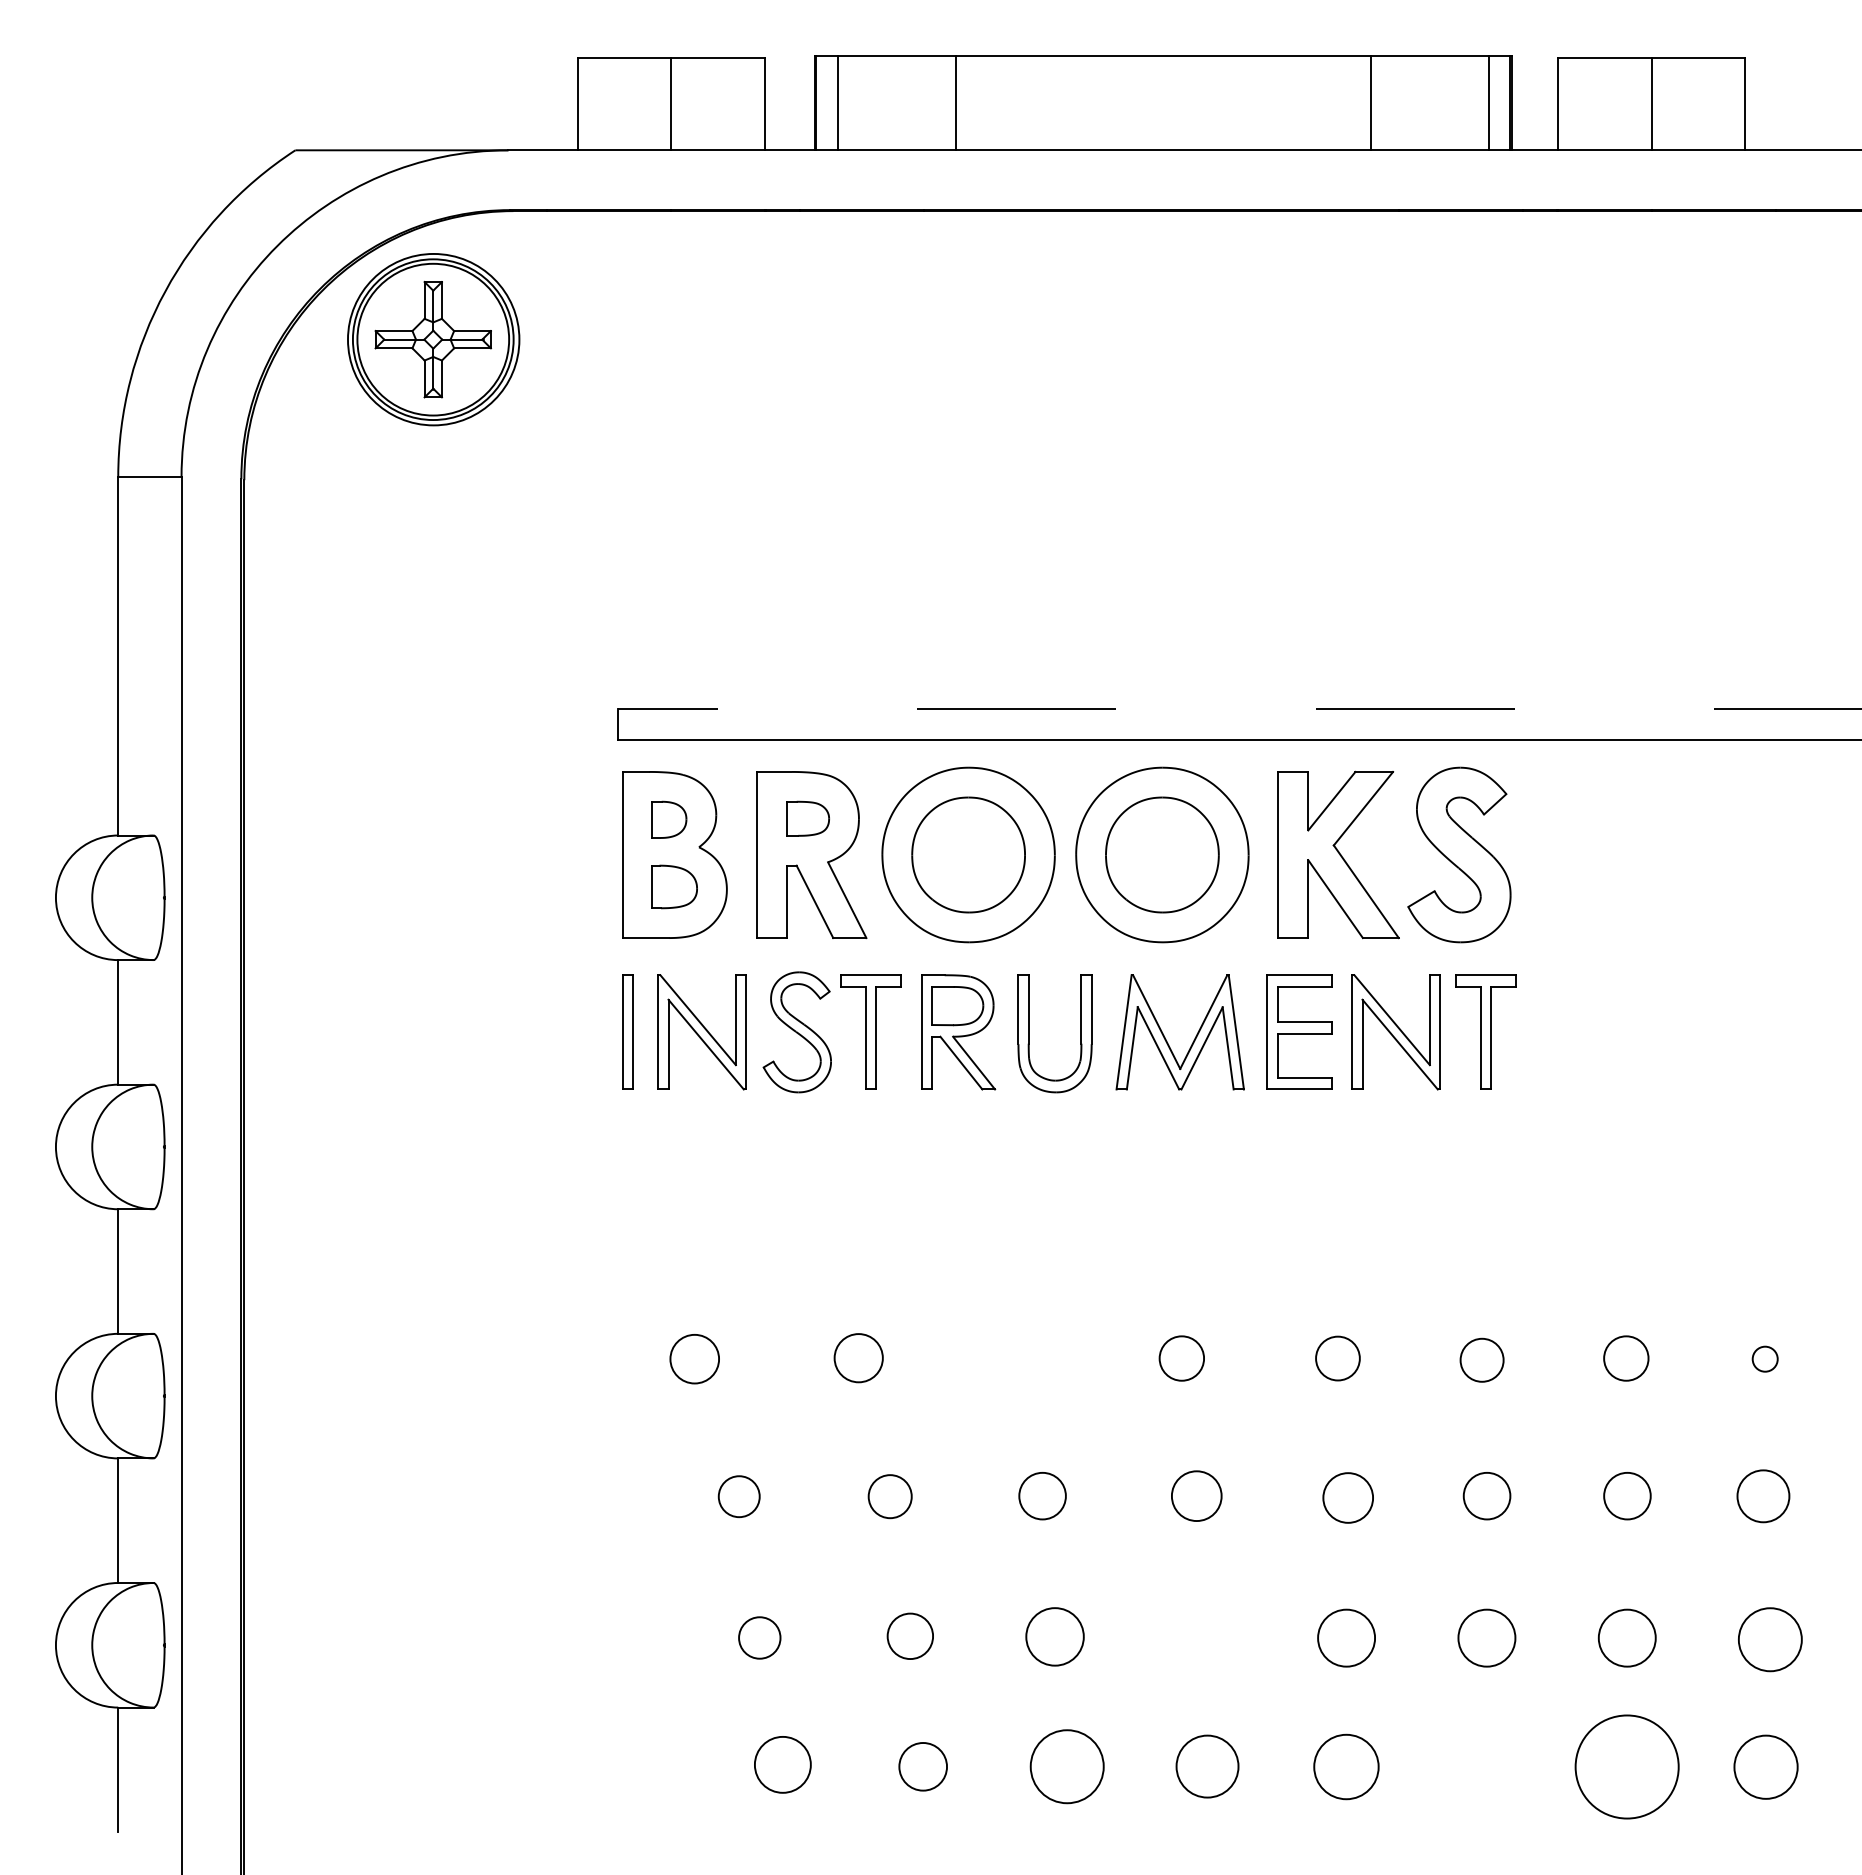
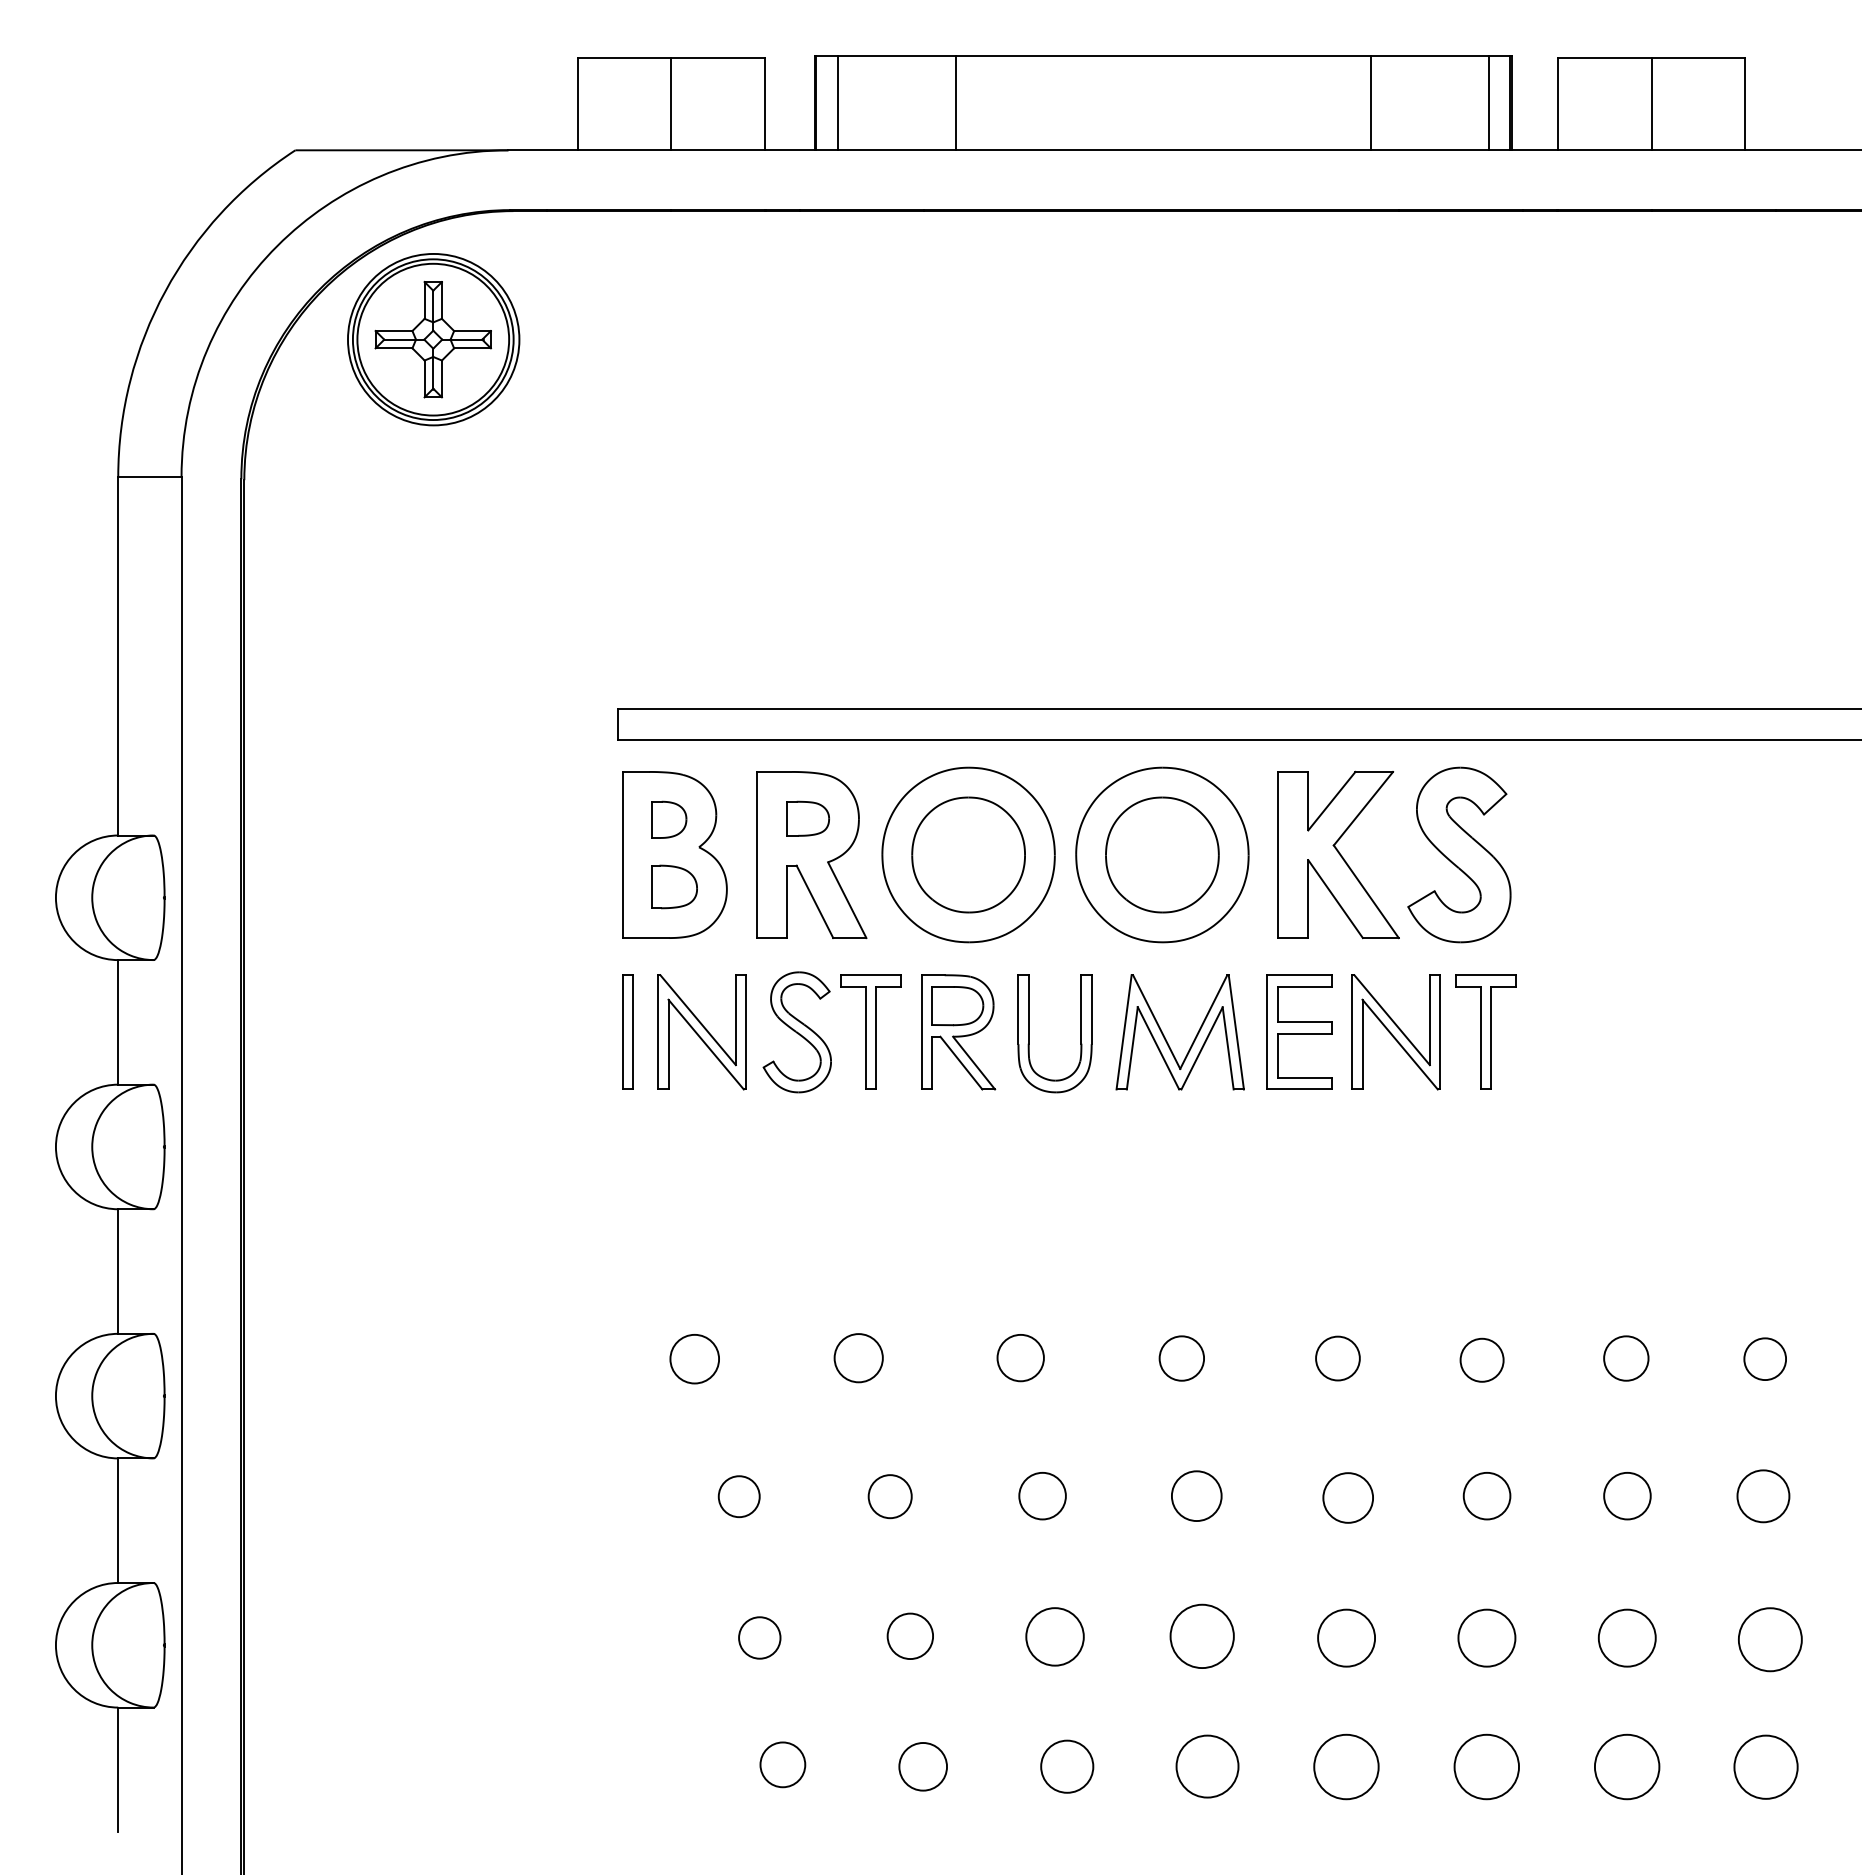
line: dashed -> solid (1239, 709)
circle: none -> present (1020, 1358)
circle diameter: 25 px -> 42 px (1765, 1359)
circle: none -> present (1201, 1635)
circle diameter: 56 px -> 45 px (782, 1764)
circle diameter: 73 px -> 52 px (1067, 1766)
circle: none -> present (1486, 1766)
circle diameter: 103 px -> 64 px (1626, 1766)
